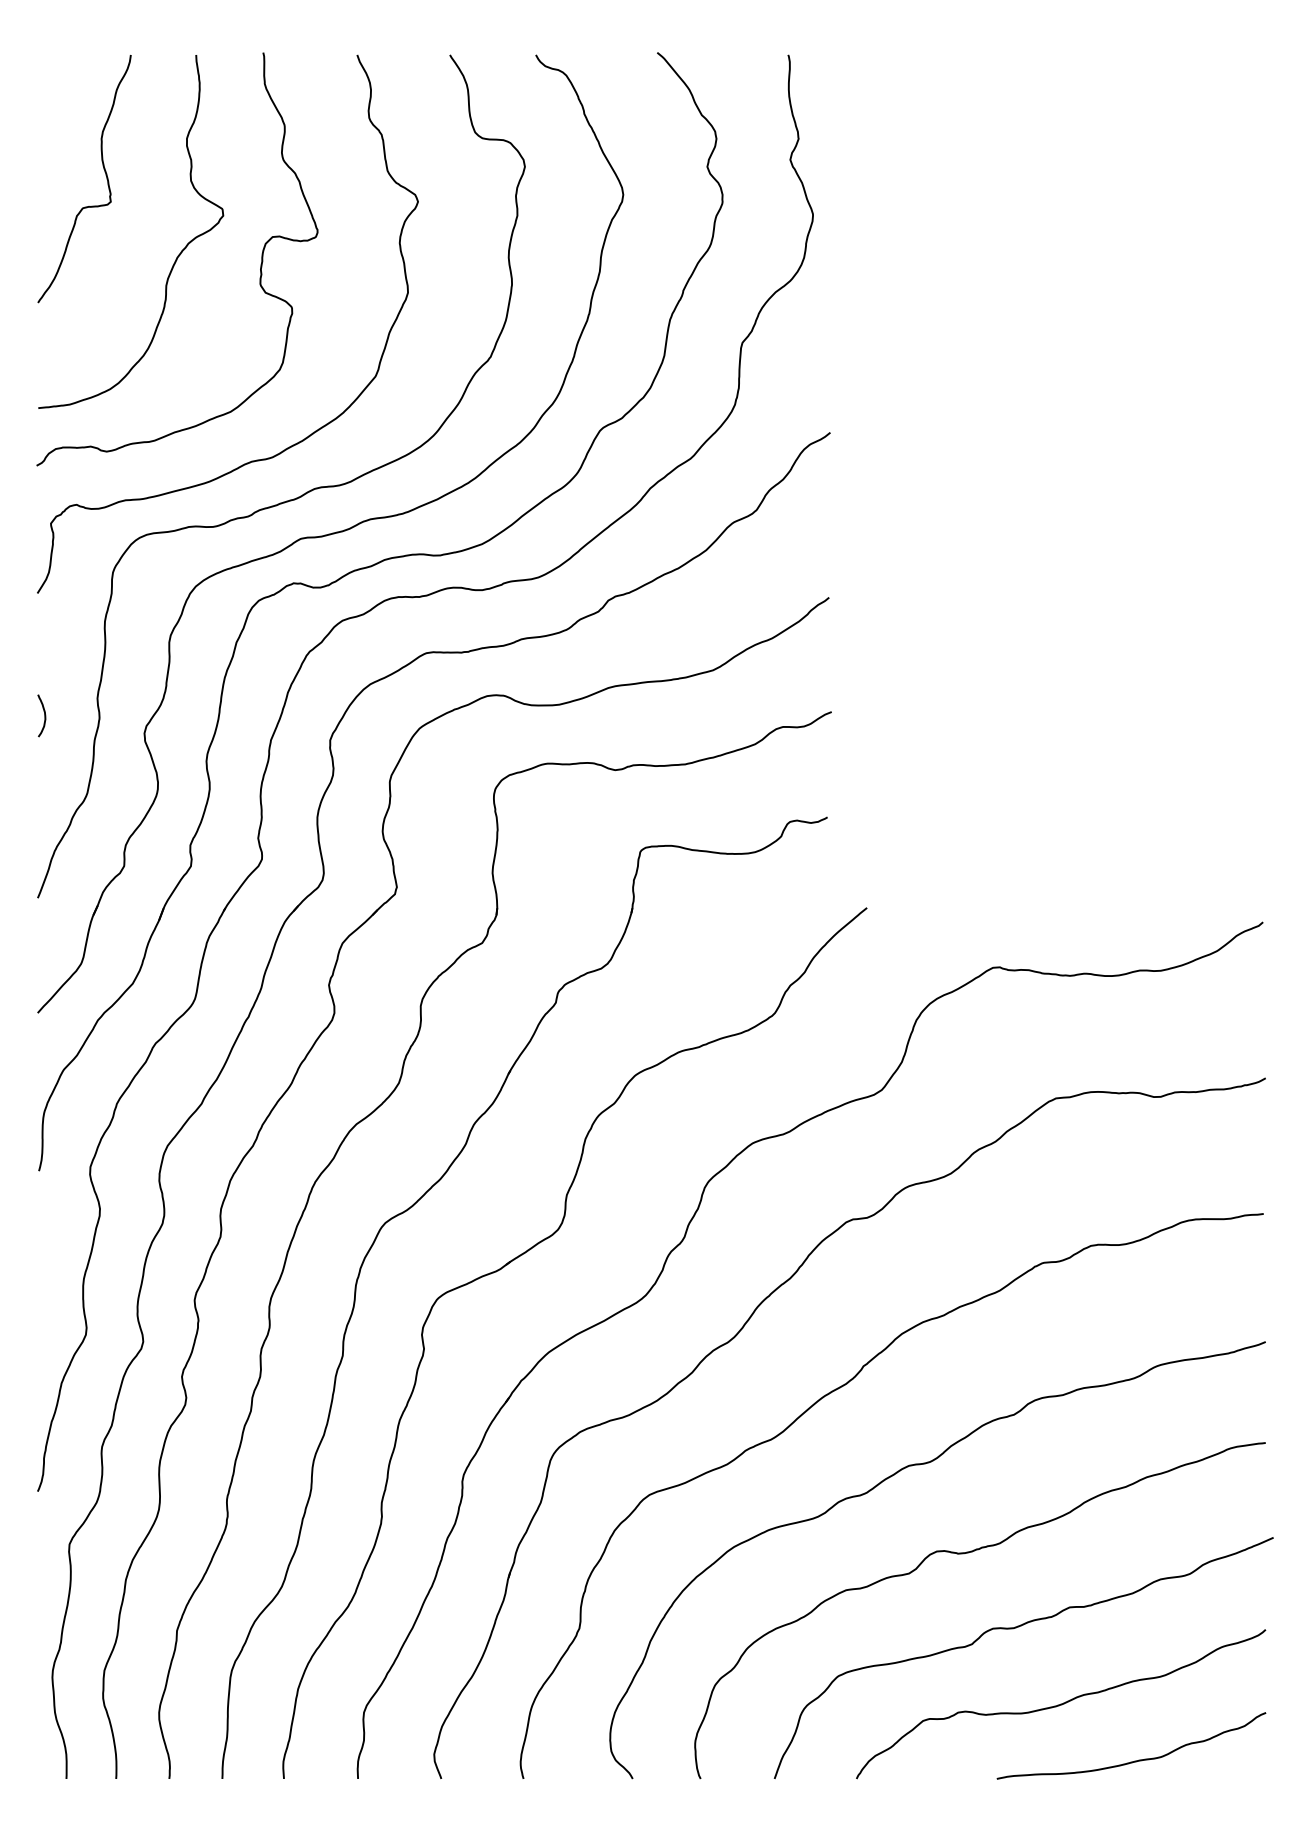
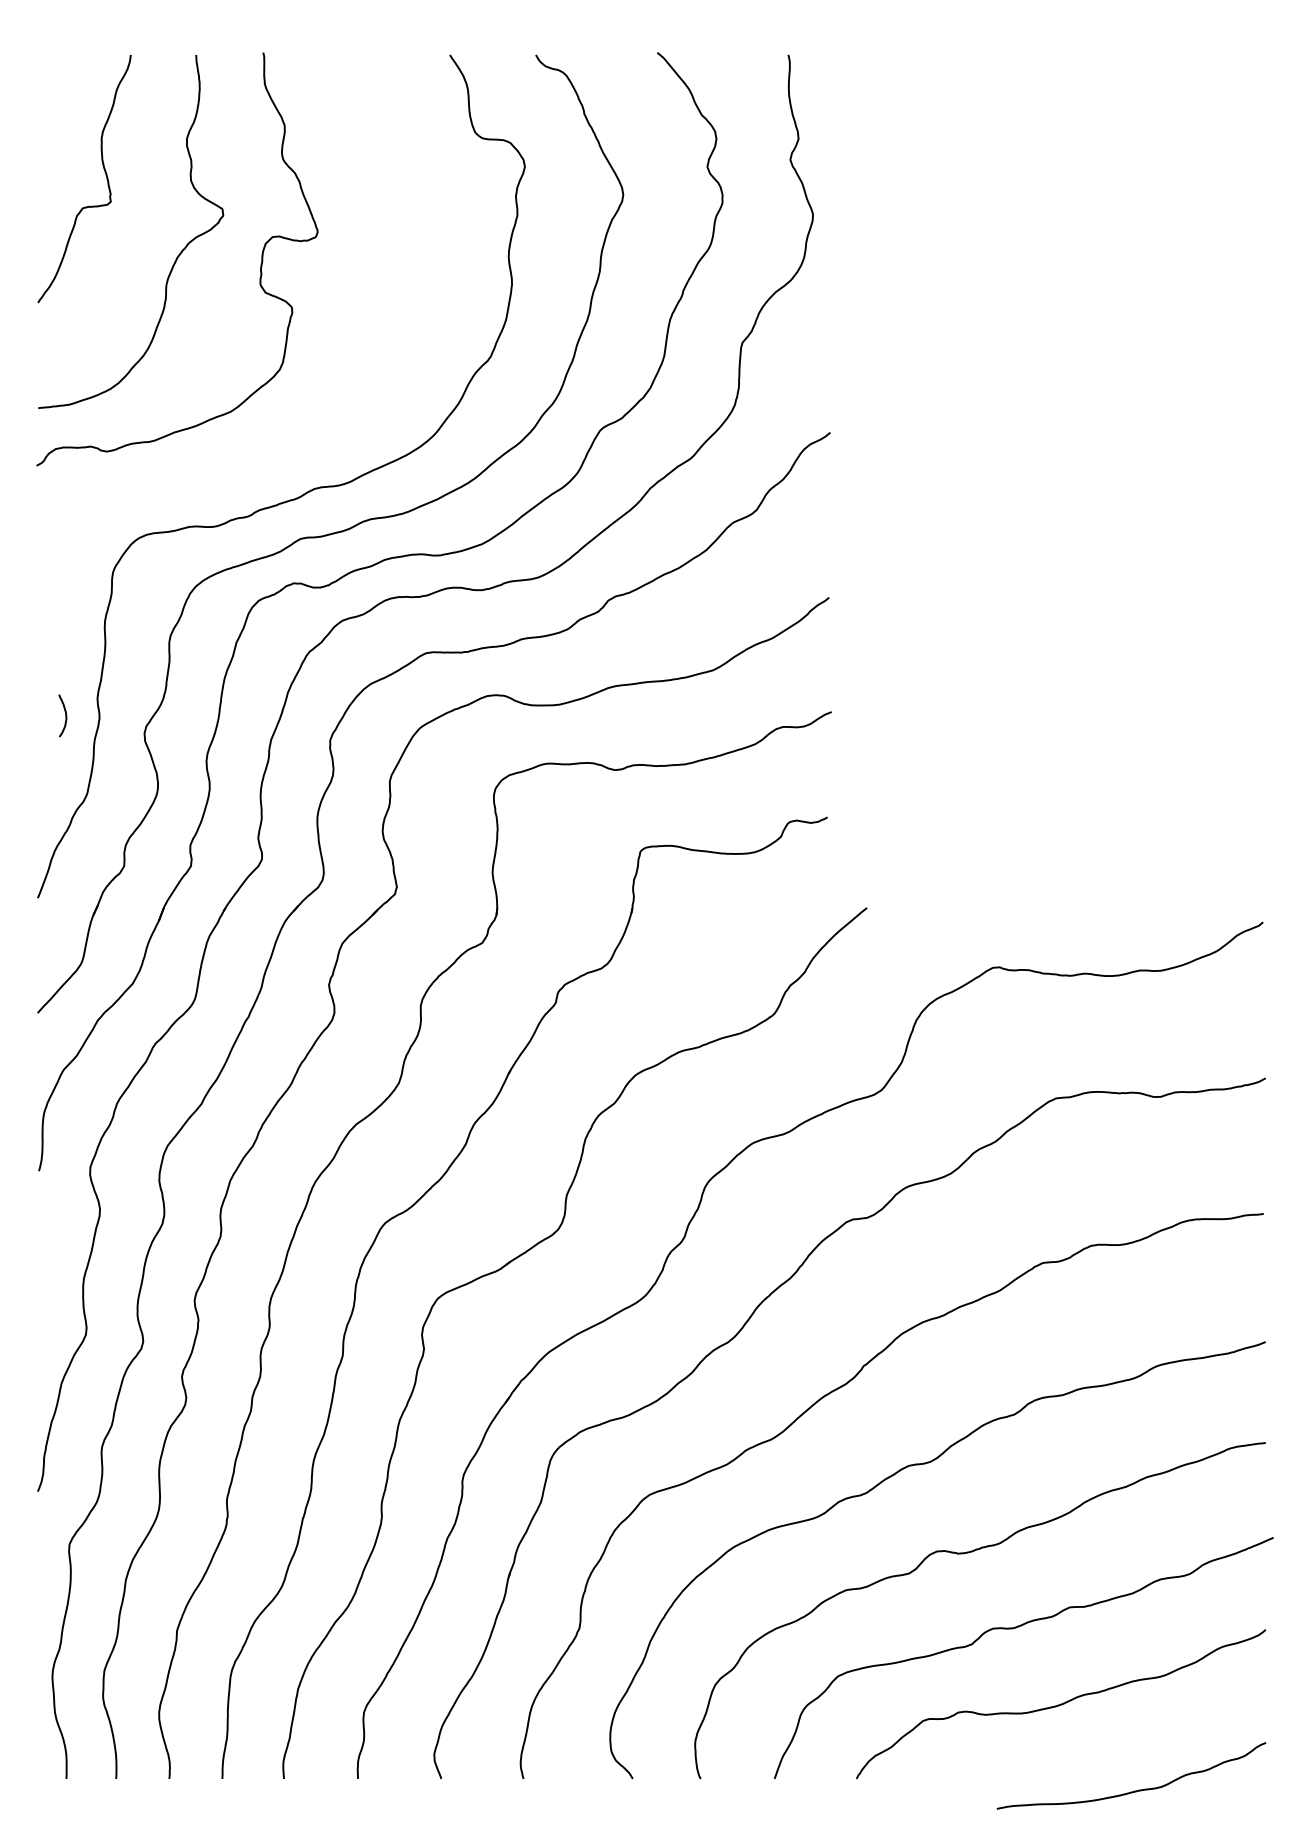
curve: present -> none (292, 444)
curve position: (44, 715) -> (65, 715) (65, 715)
curve position: (1134, 1760) -> (1134, 1790) (1134, 1790)
